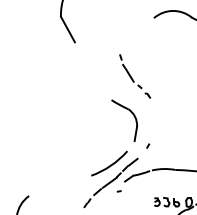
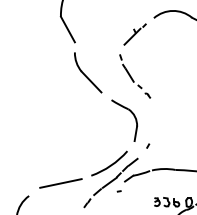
part: none -> present (134, 34)
part: none -> present (88, 72)
line: none -> present (60, 183)
